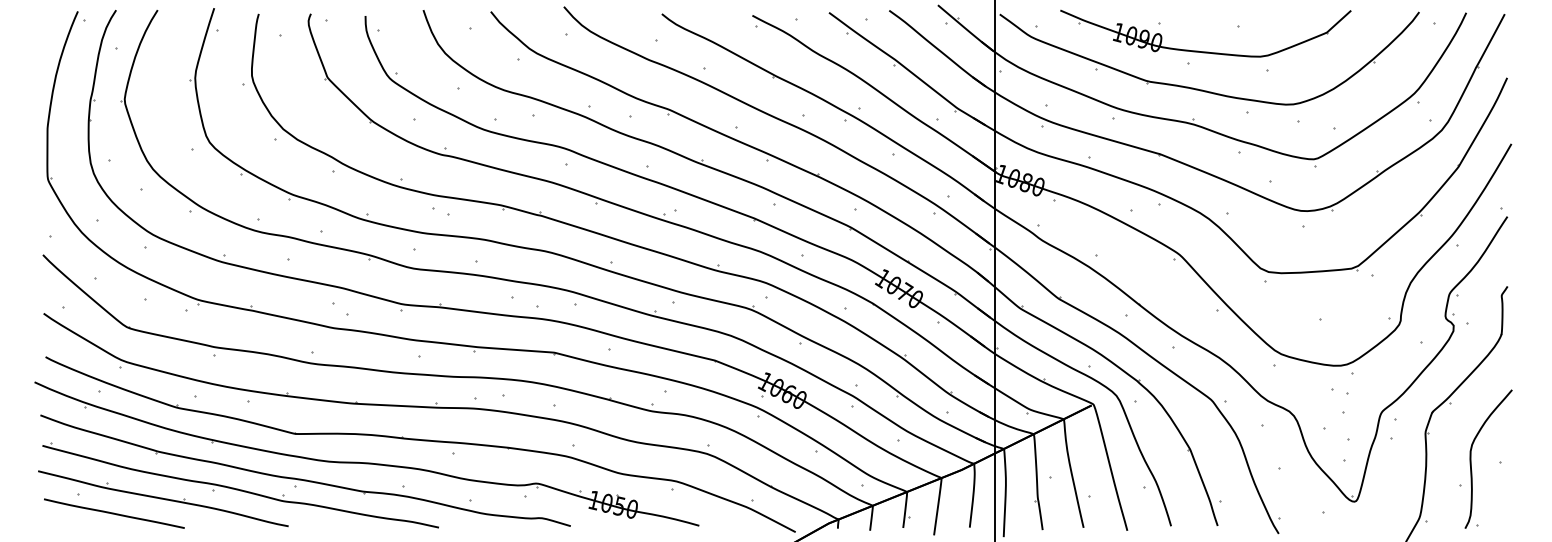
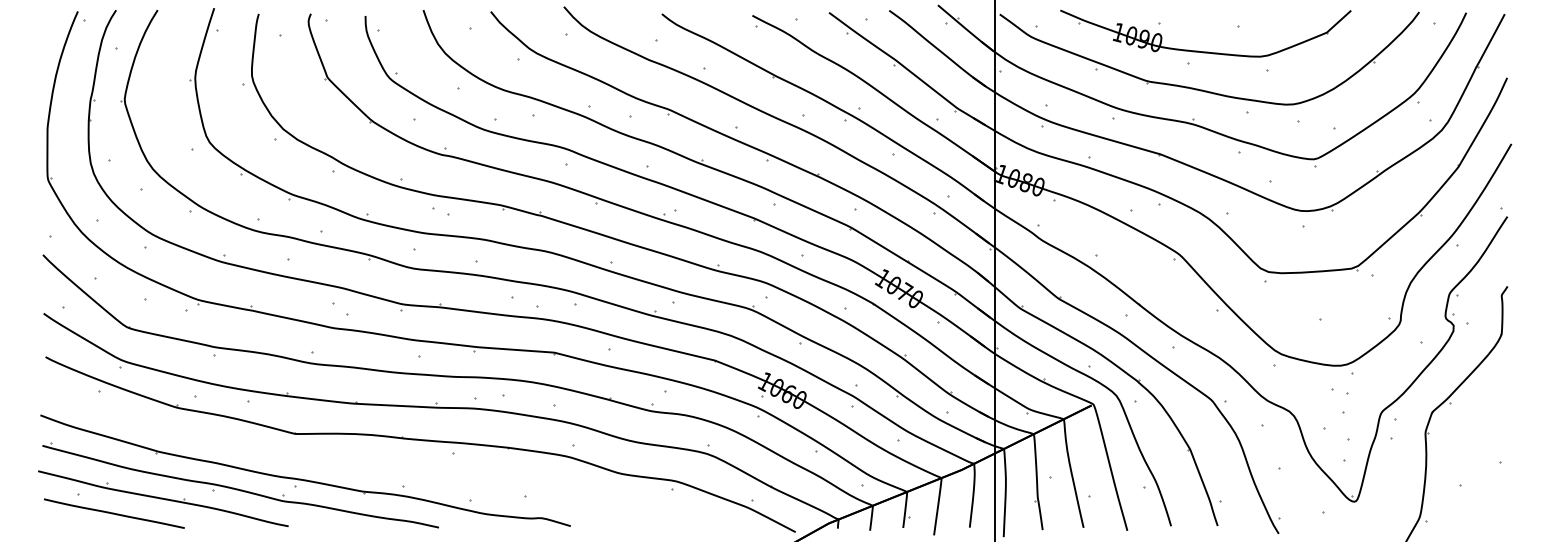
part: present -> none (1471, 458)
part: present -> none (366, 462)
